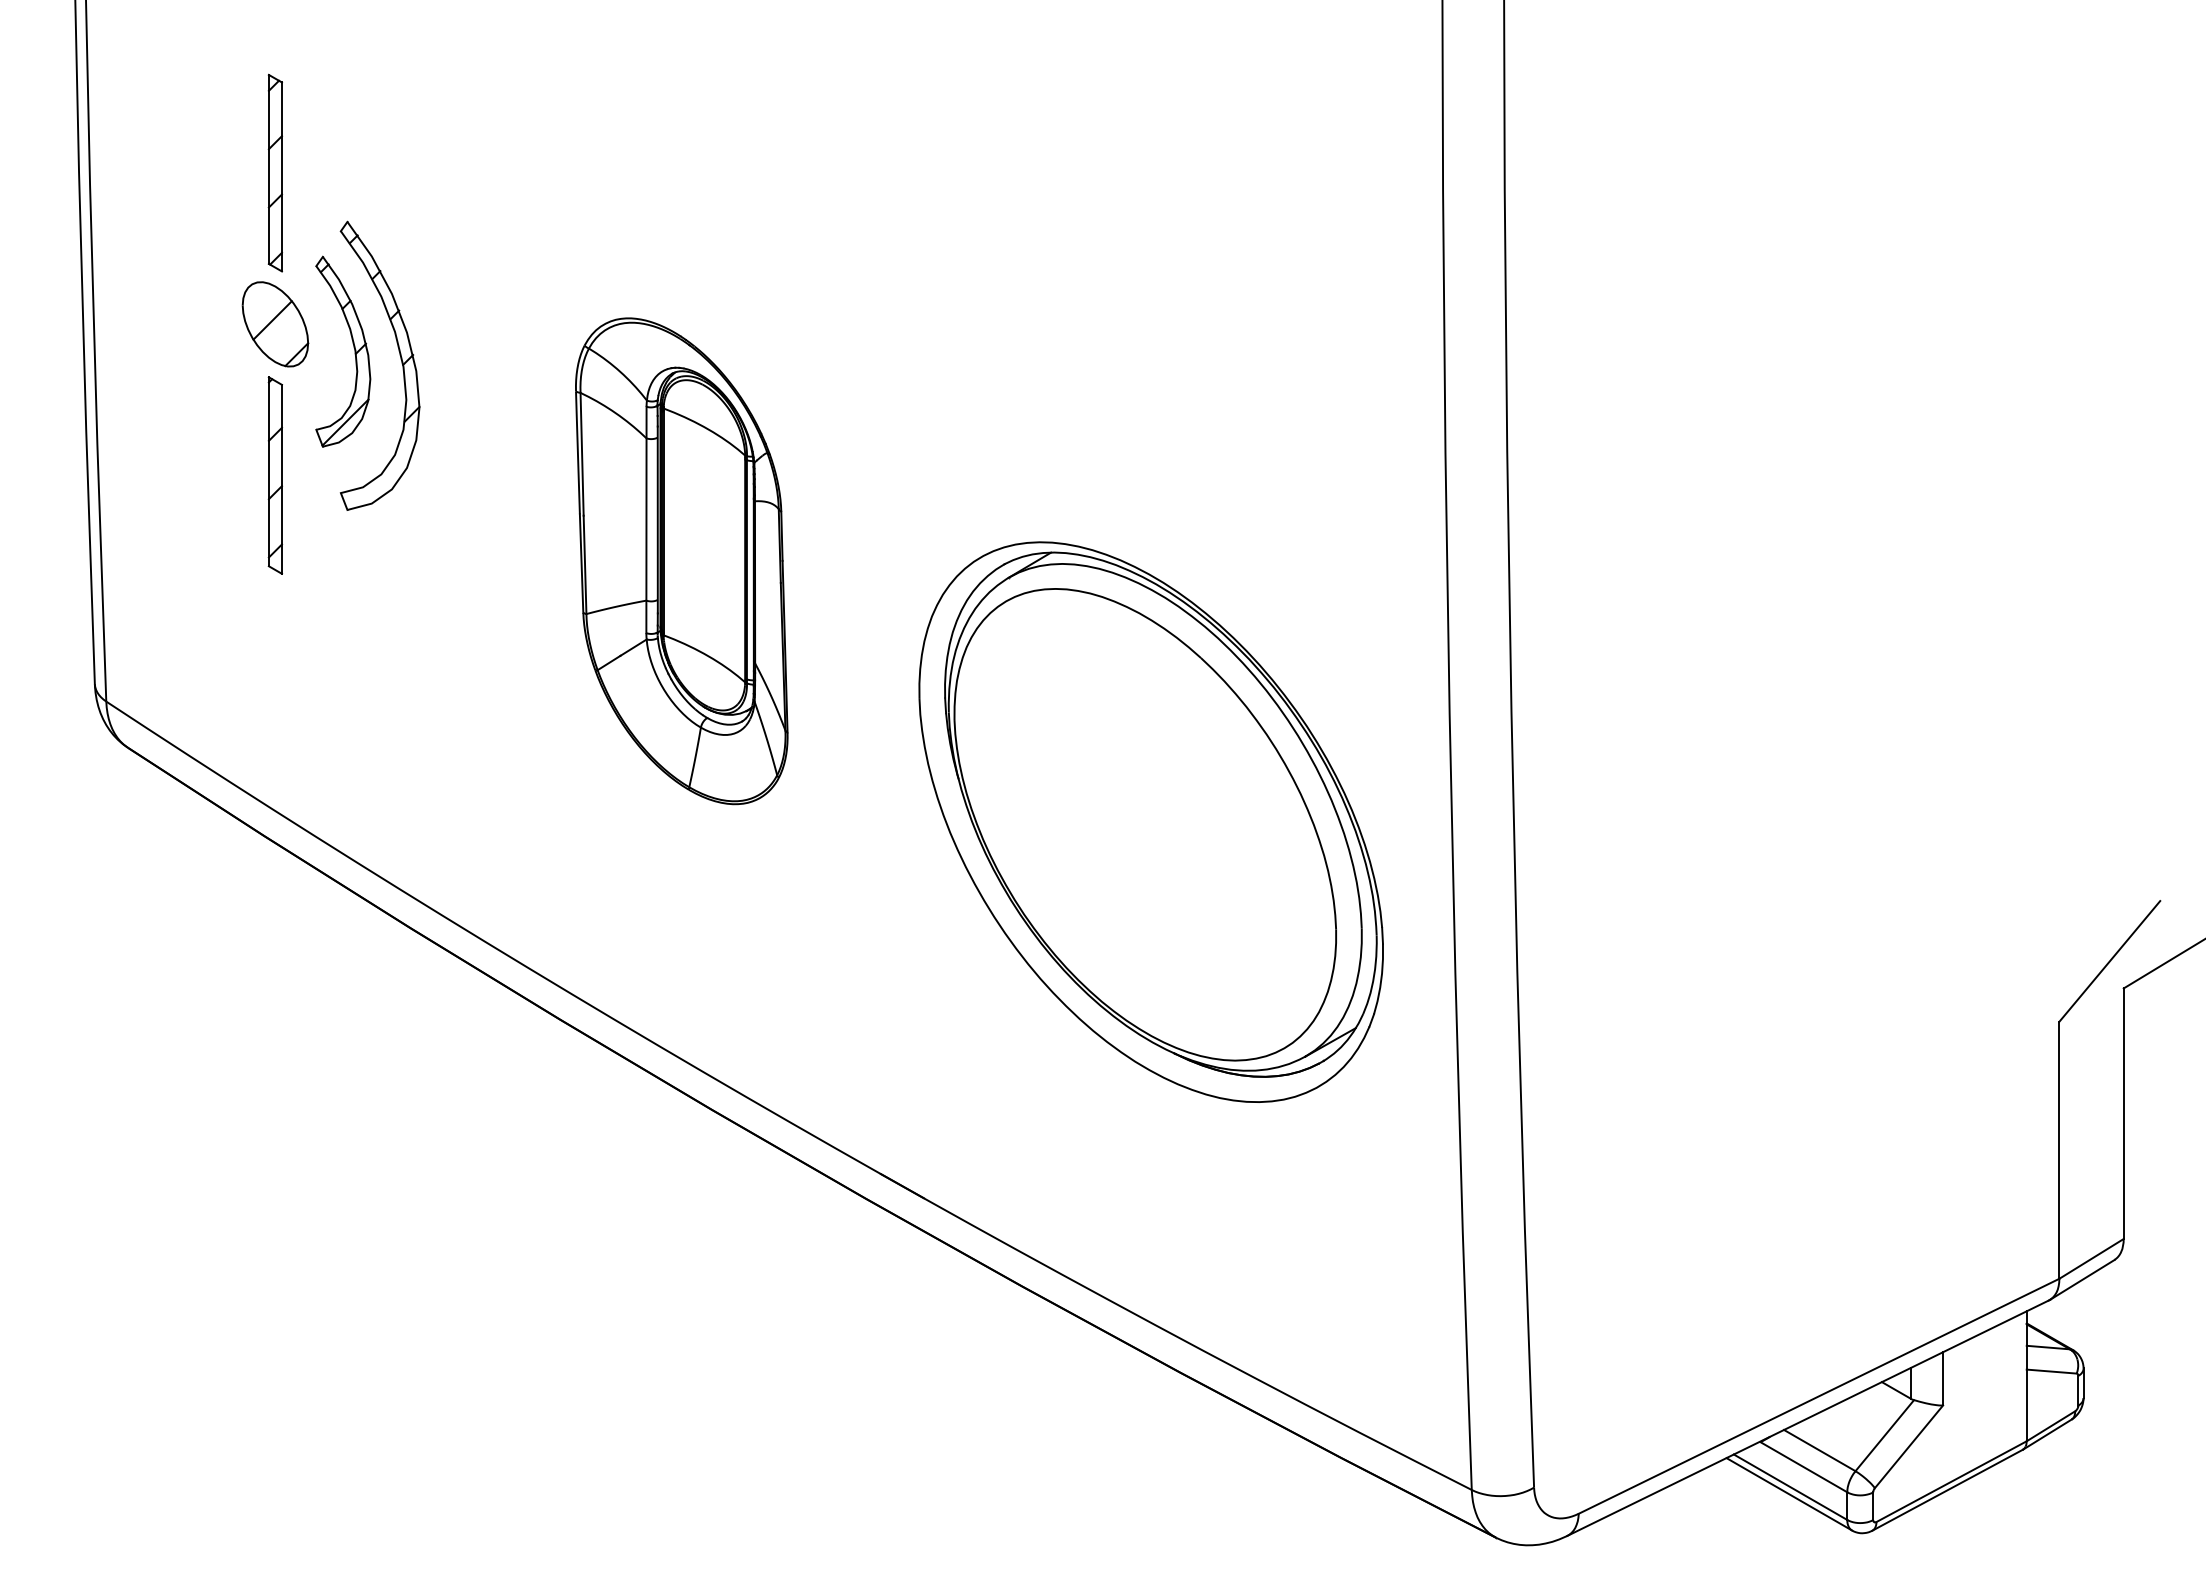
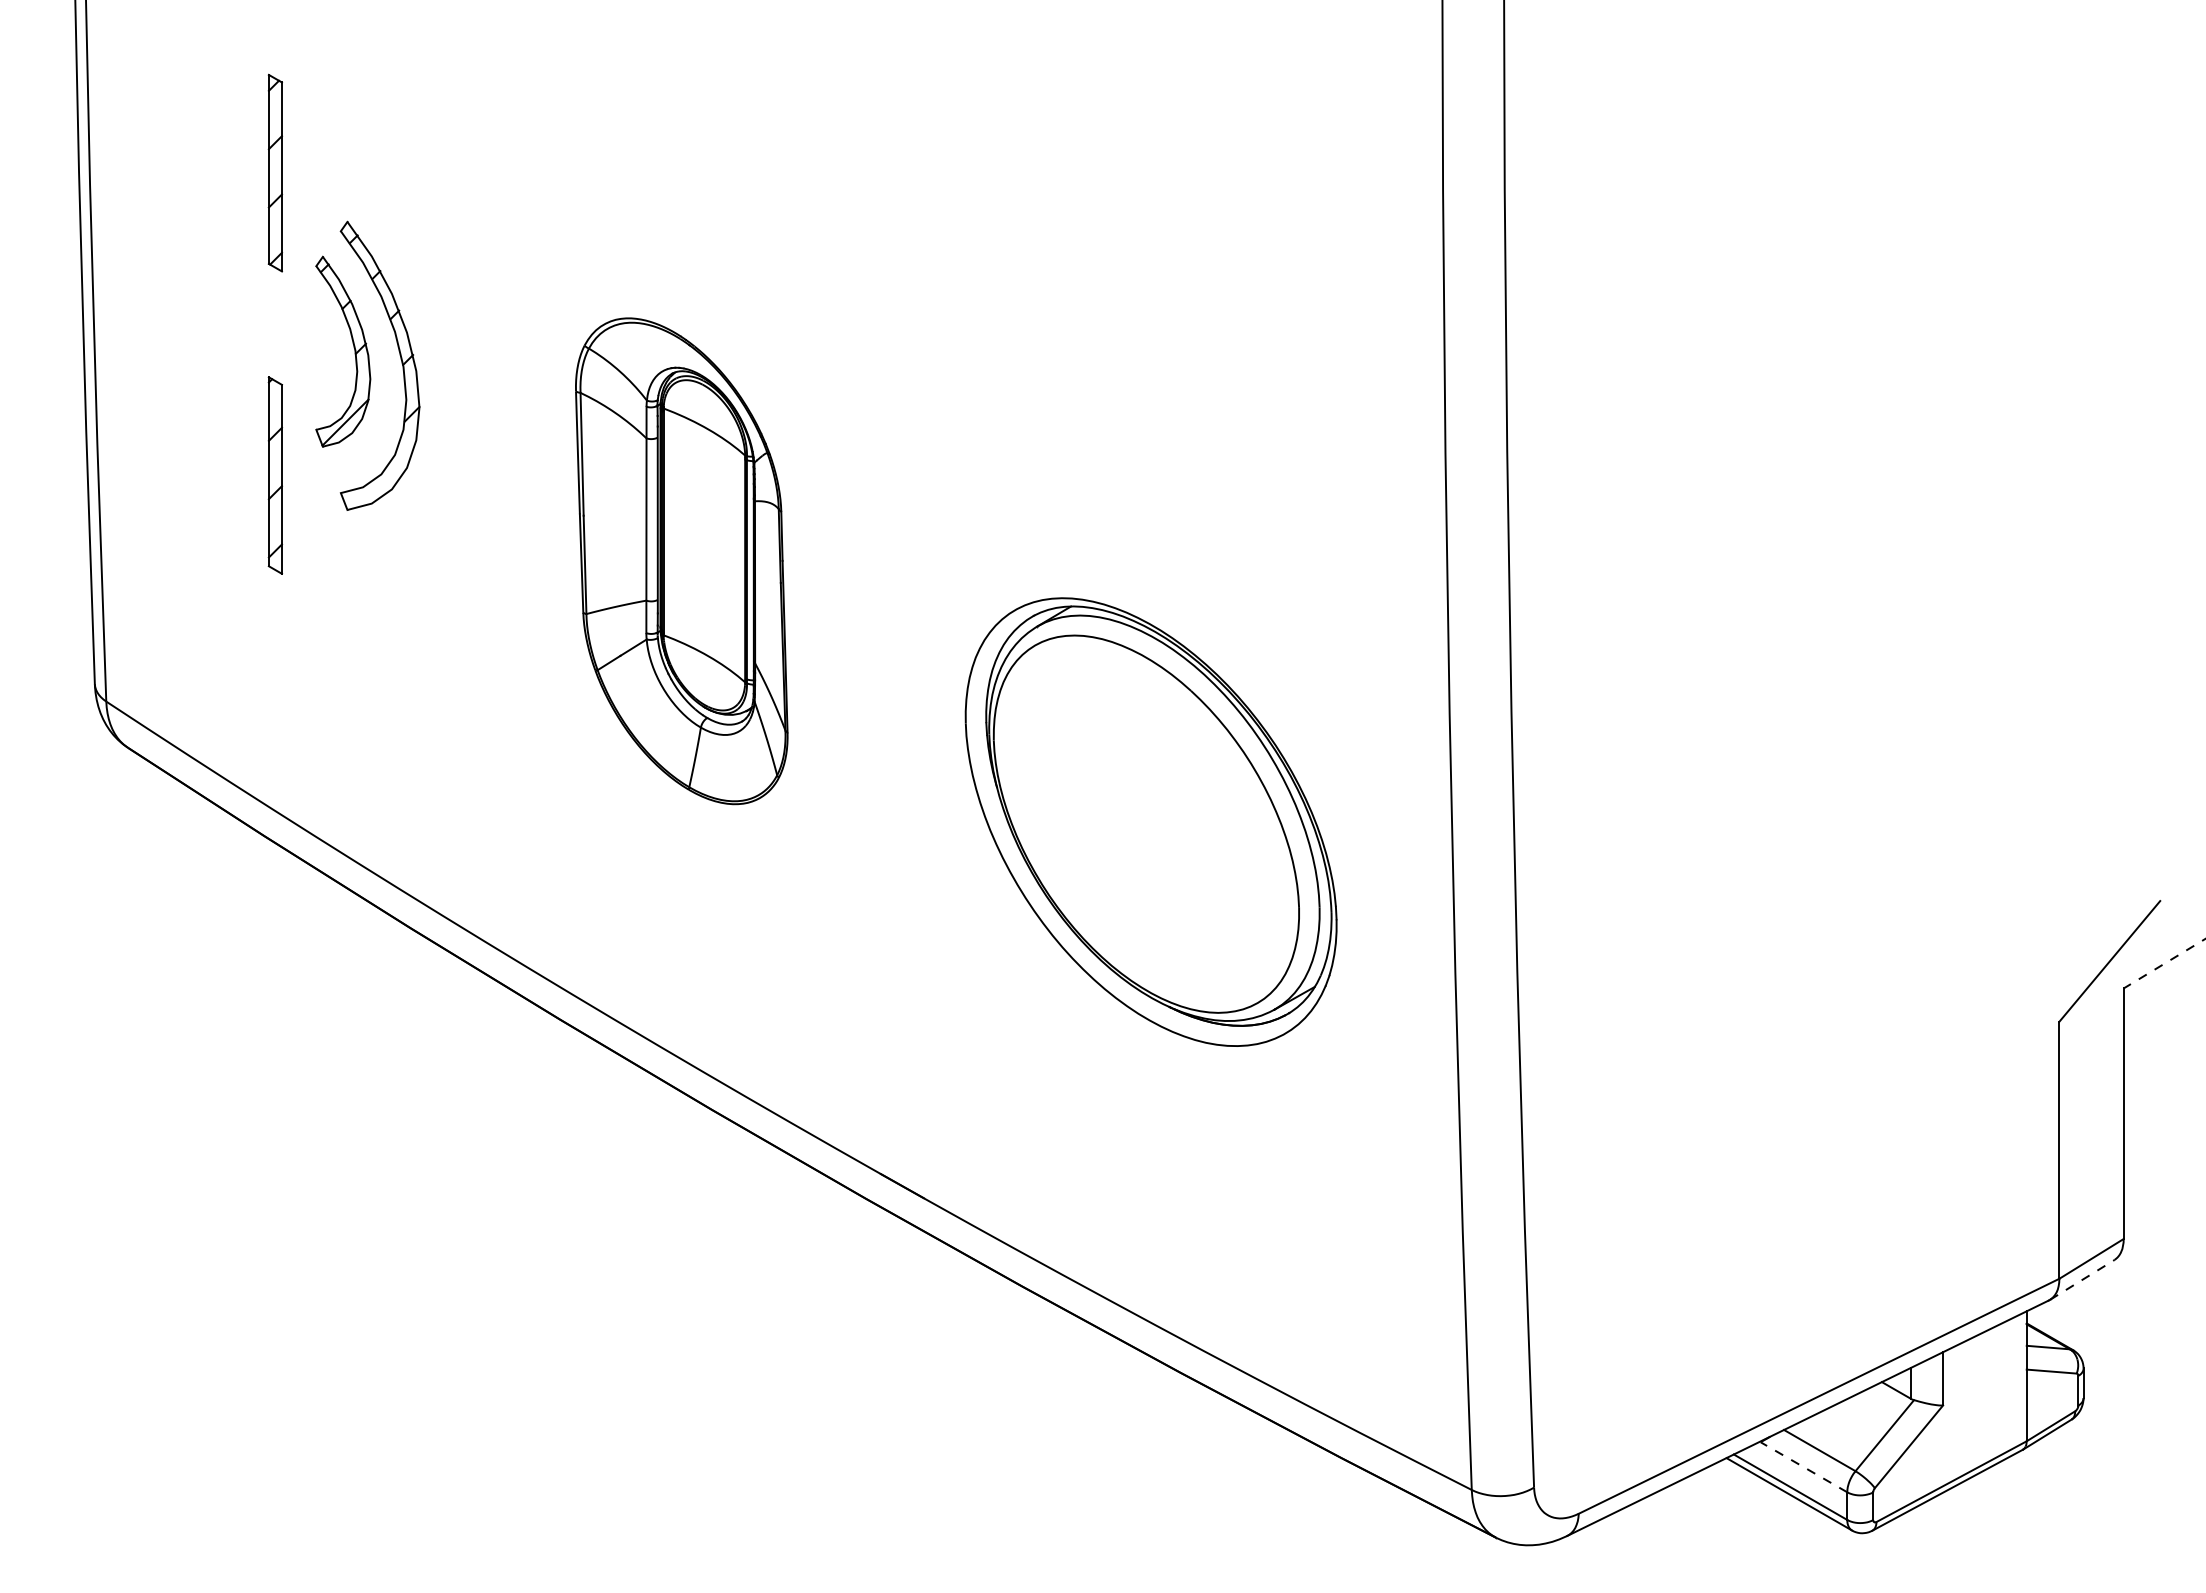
part: present -> none (275, 324)
part size: 466x562 px -> 374x450 px (1150, 821)
line: solid -> dashed (2164, 963)
line: solid -> dashed (2082, 1279)
line: solid -> dashed (1804, 1467)
